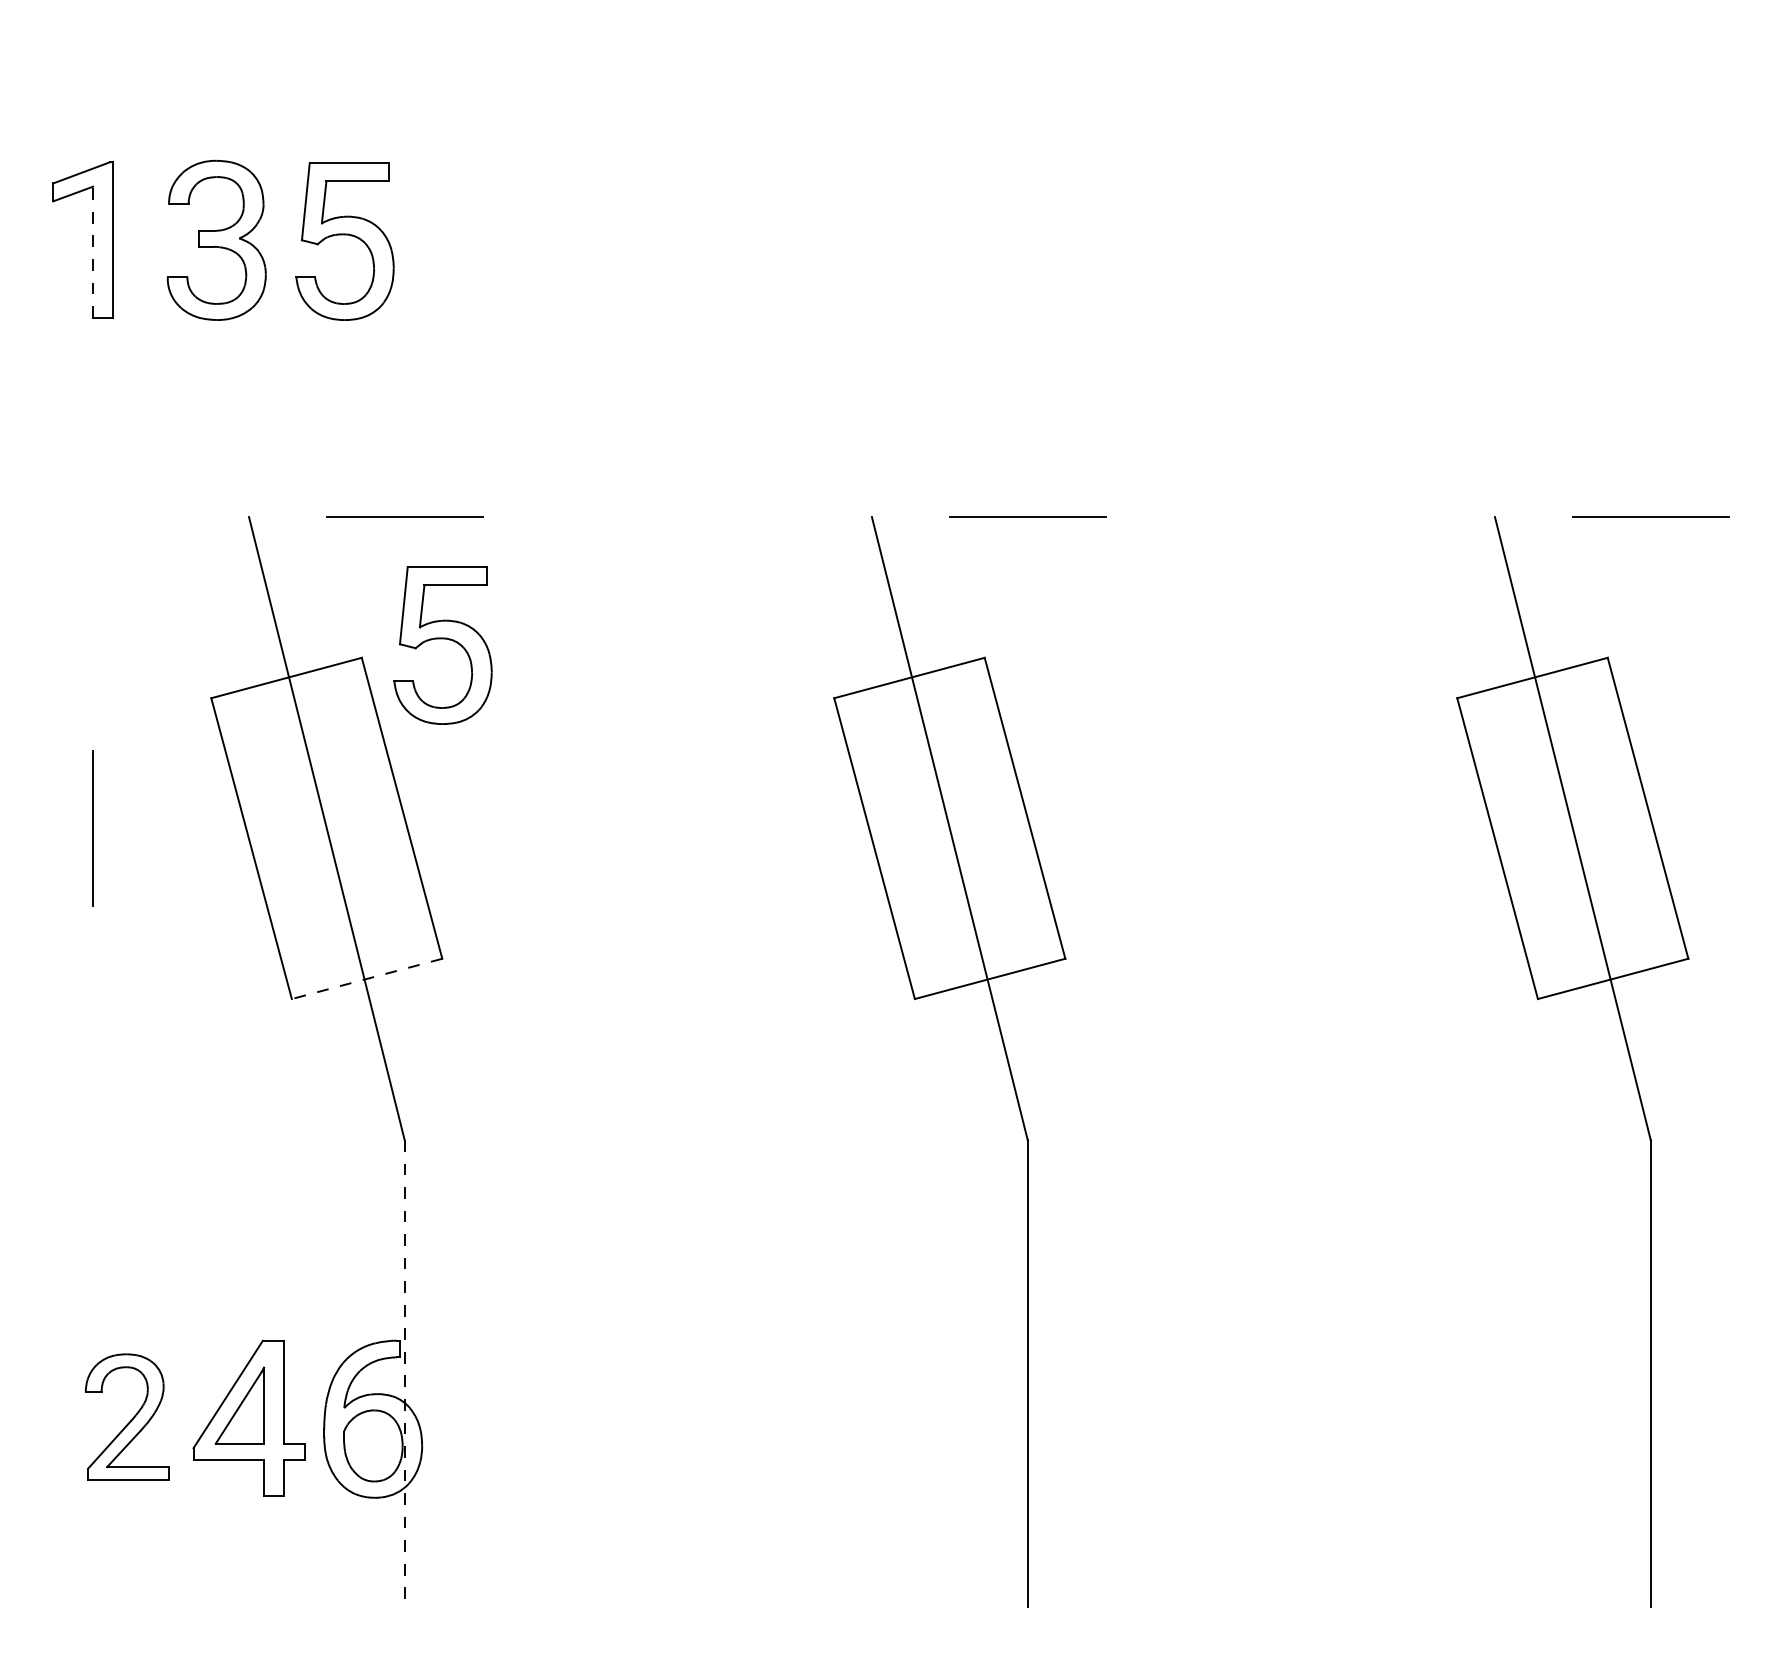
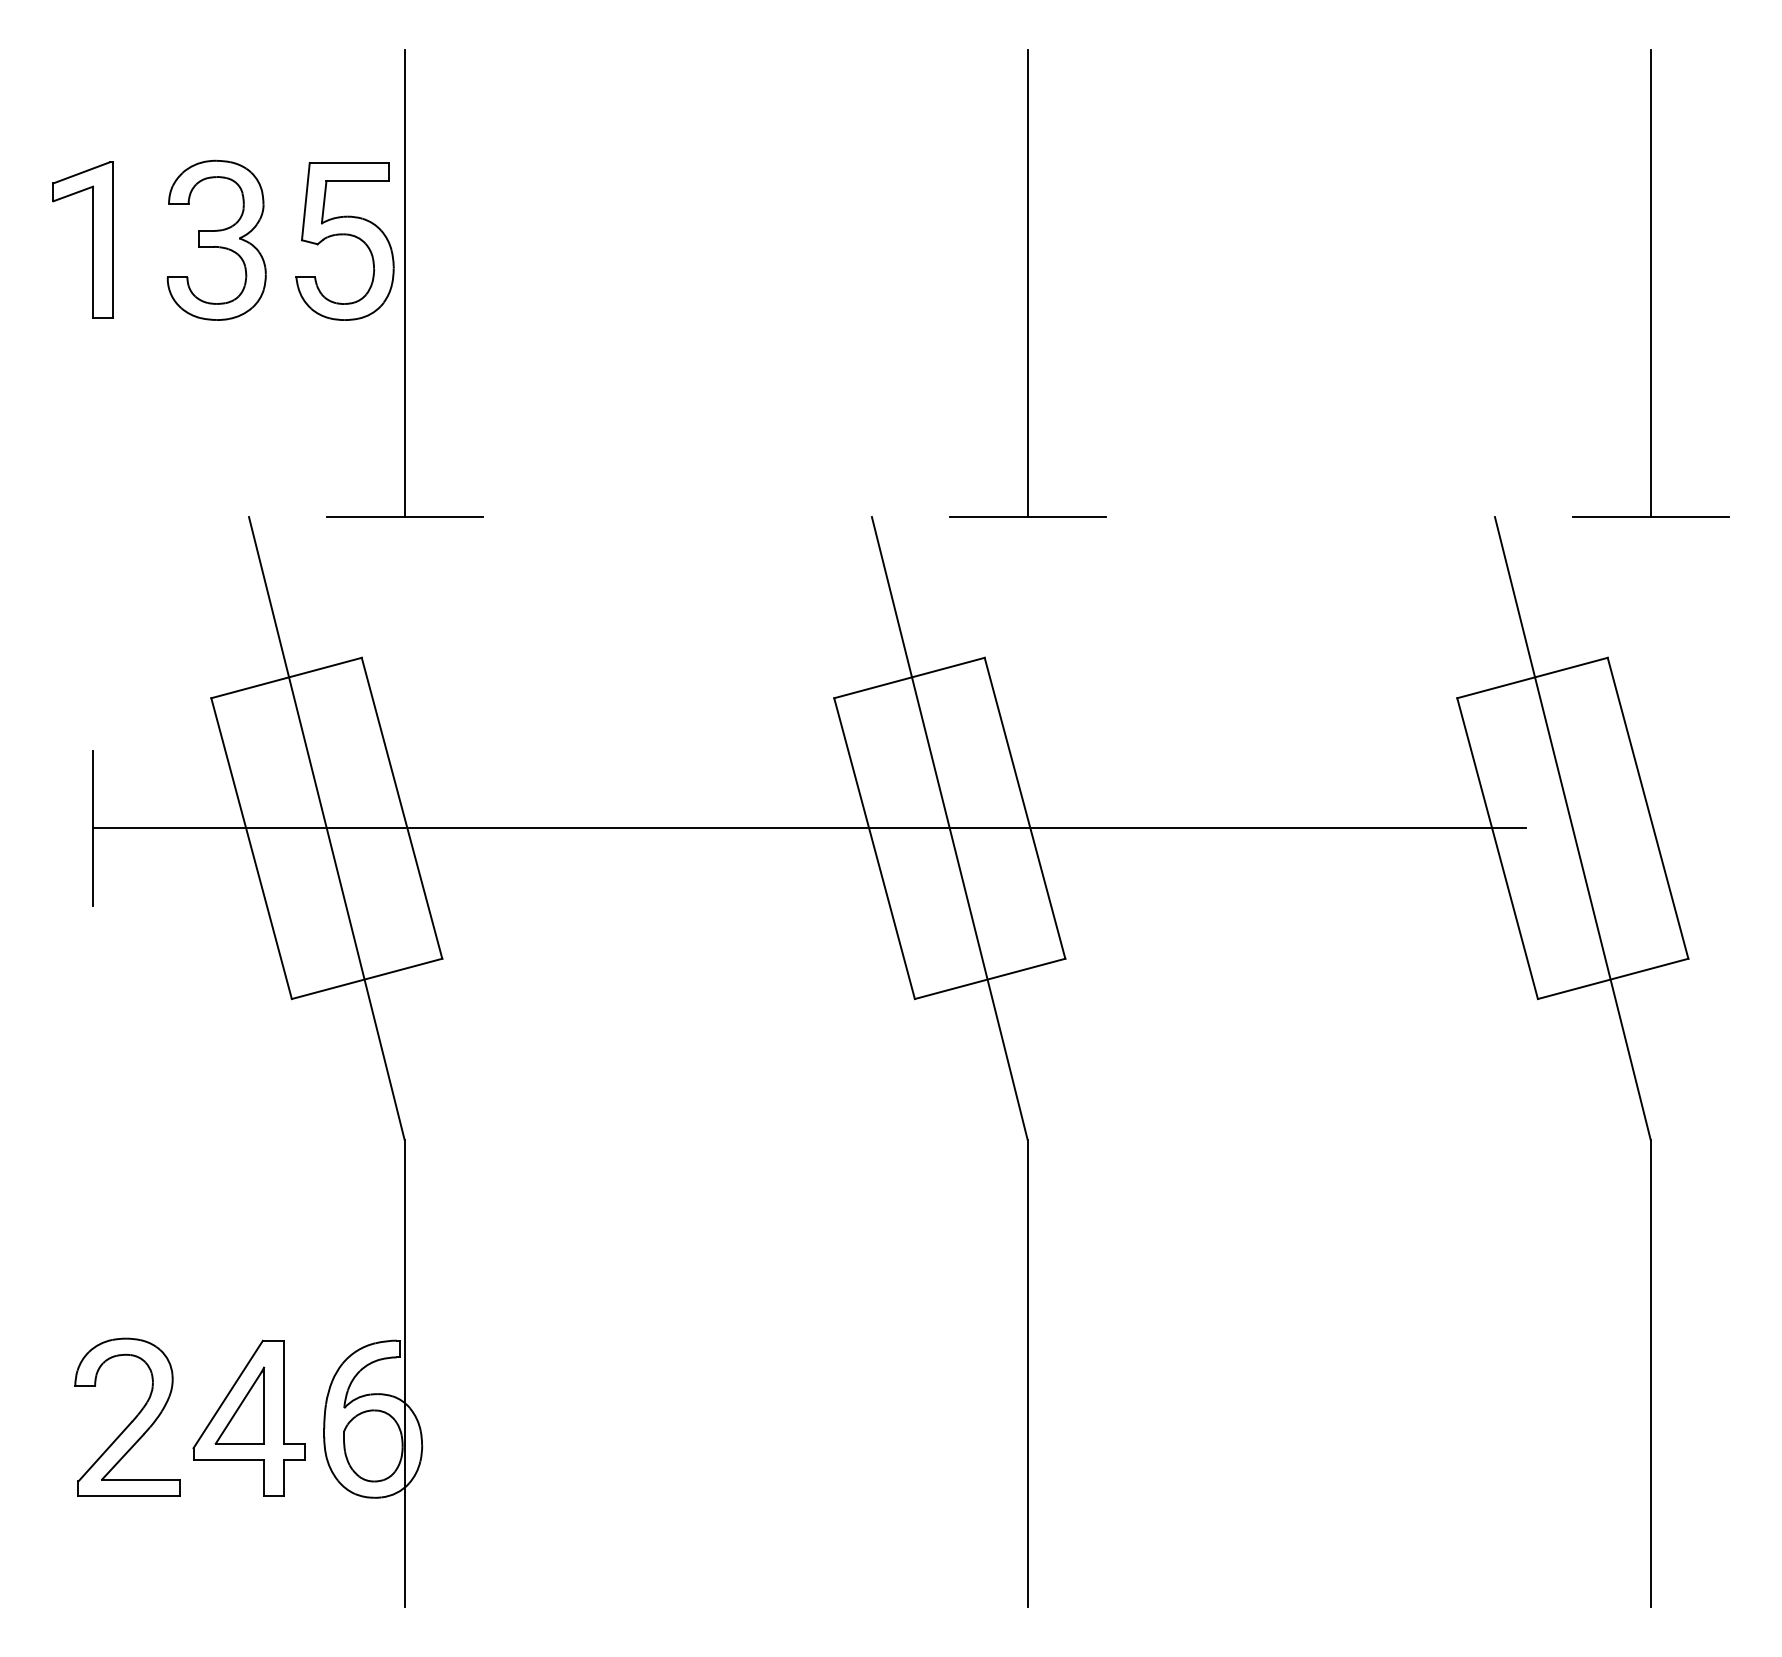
line: dashed -> solid (93, 252)
line: none -> present (404, 283)
line: none -> present (1027, 283)
line: none -> present (1650, 283)
part: present -> none (442, 645)
line: none -> present (809, 828)
line: dashed -> solid (367, 978)
line: dashed -> solid (404, 1373)
part size: 86x128 px -> 107x160 px (127, 1416)
